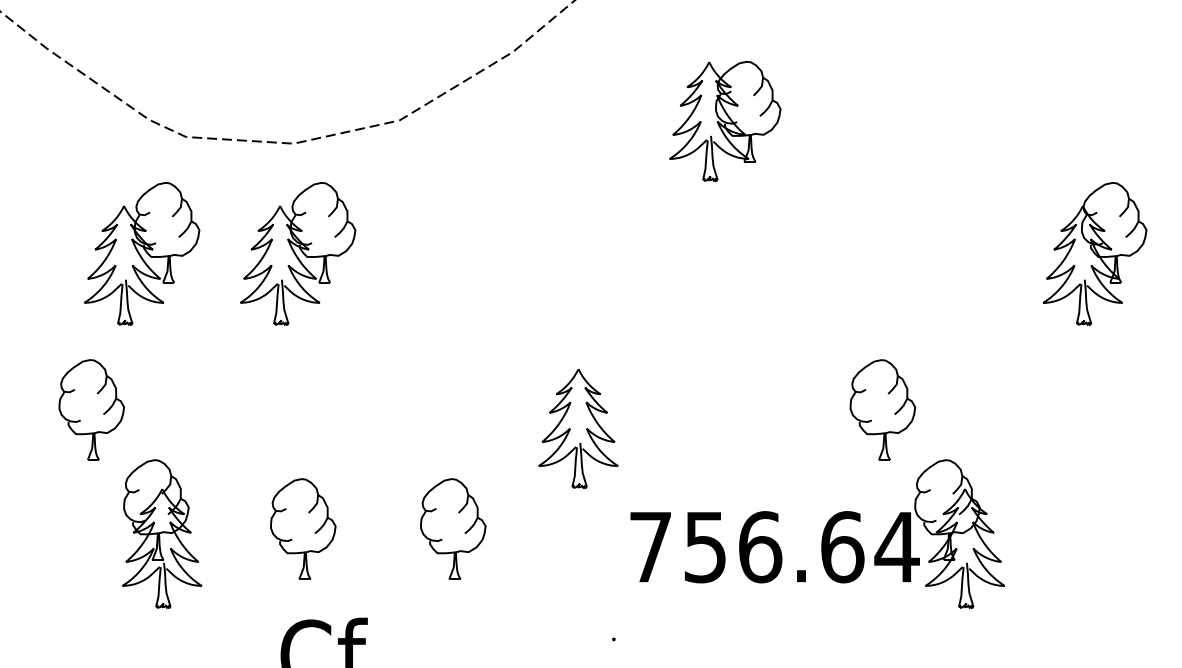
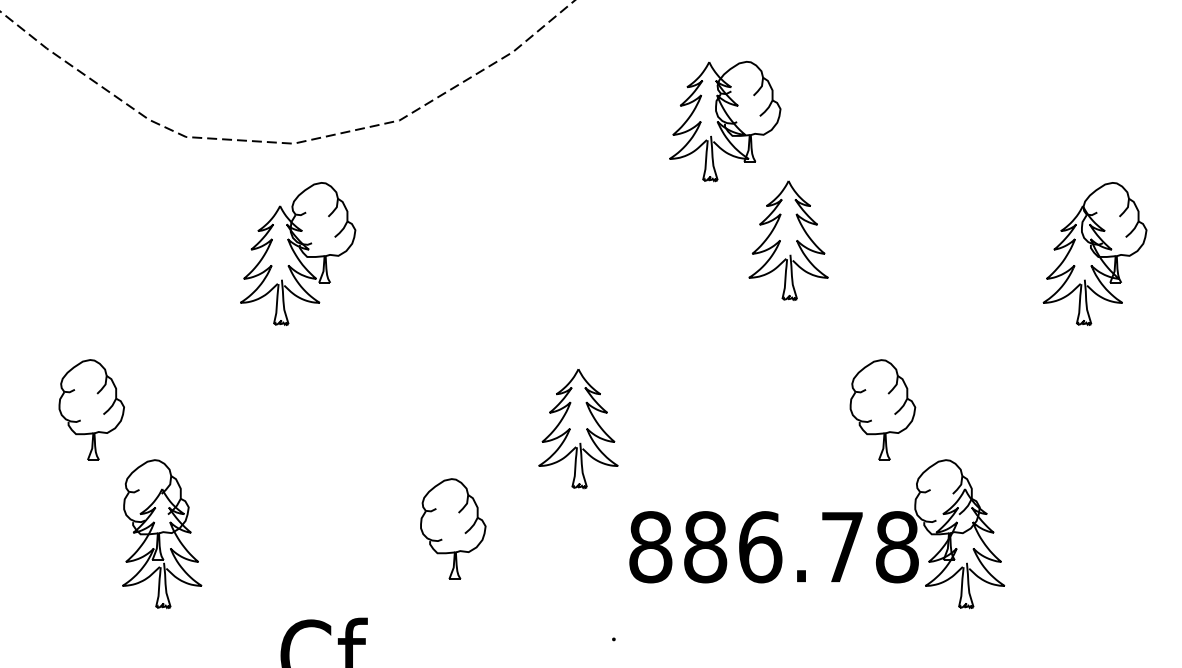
part: none -> present (788, 240)
part: present -> none (142, 253)
part: present -> none (303, 528)
text: 756.64 -> 886.78 (774, 547)
